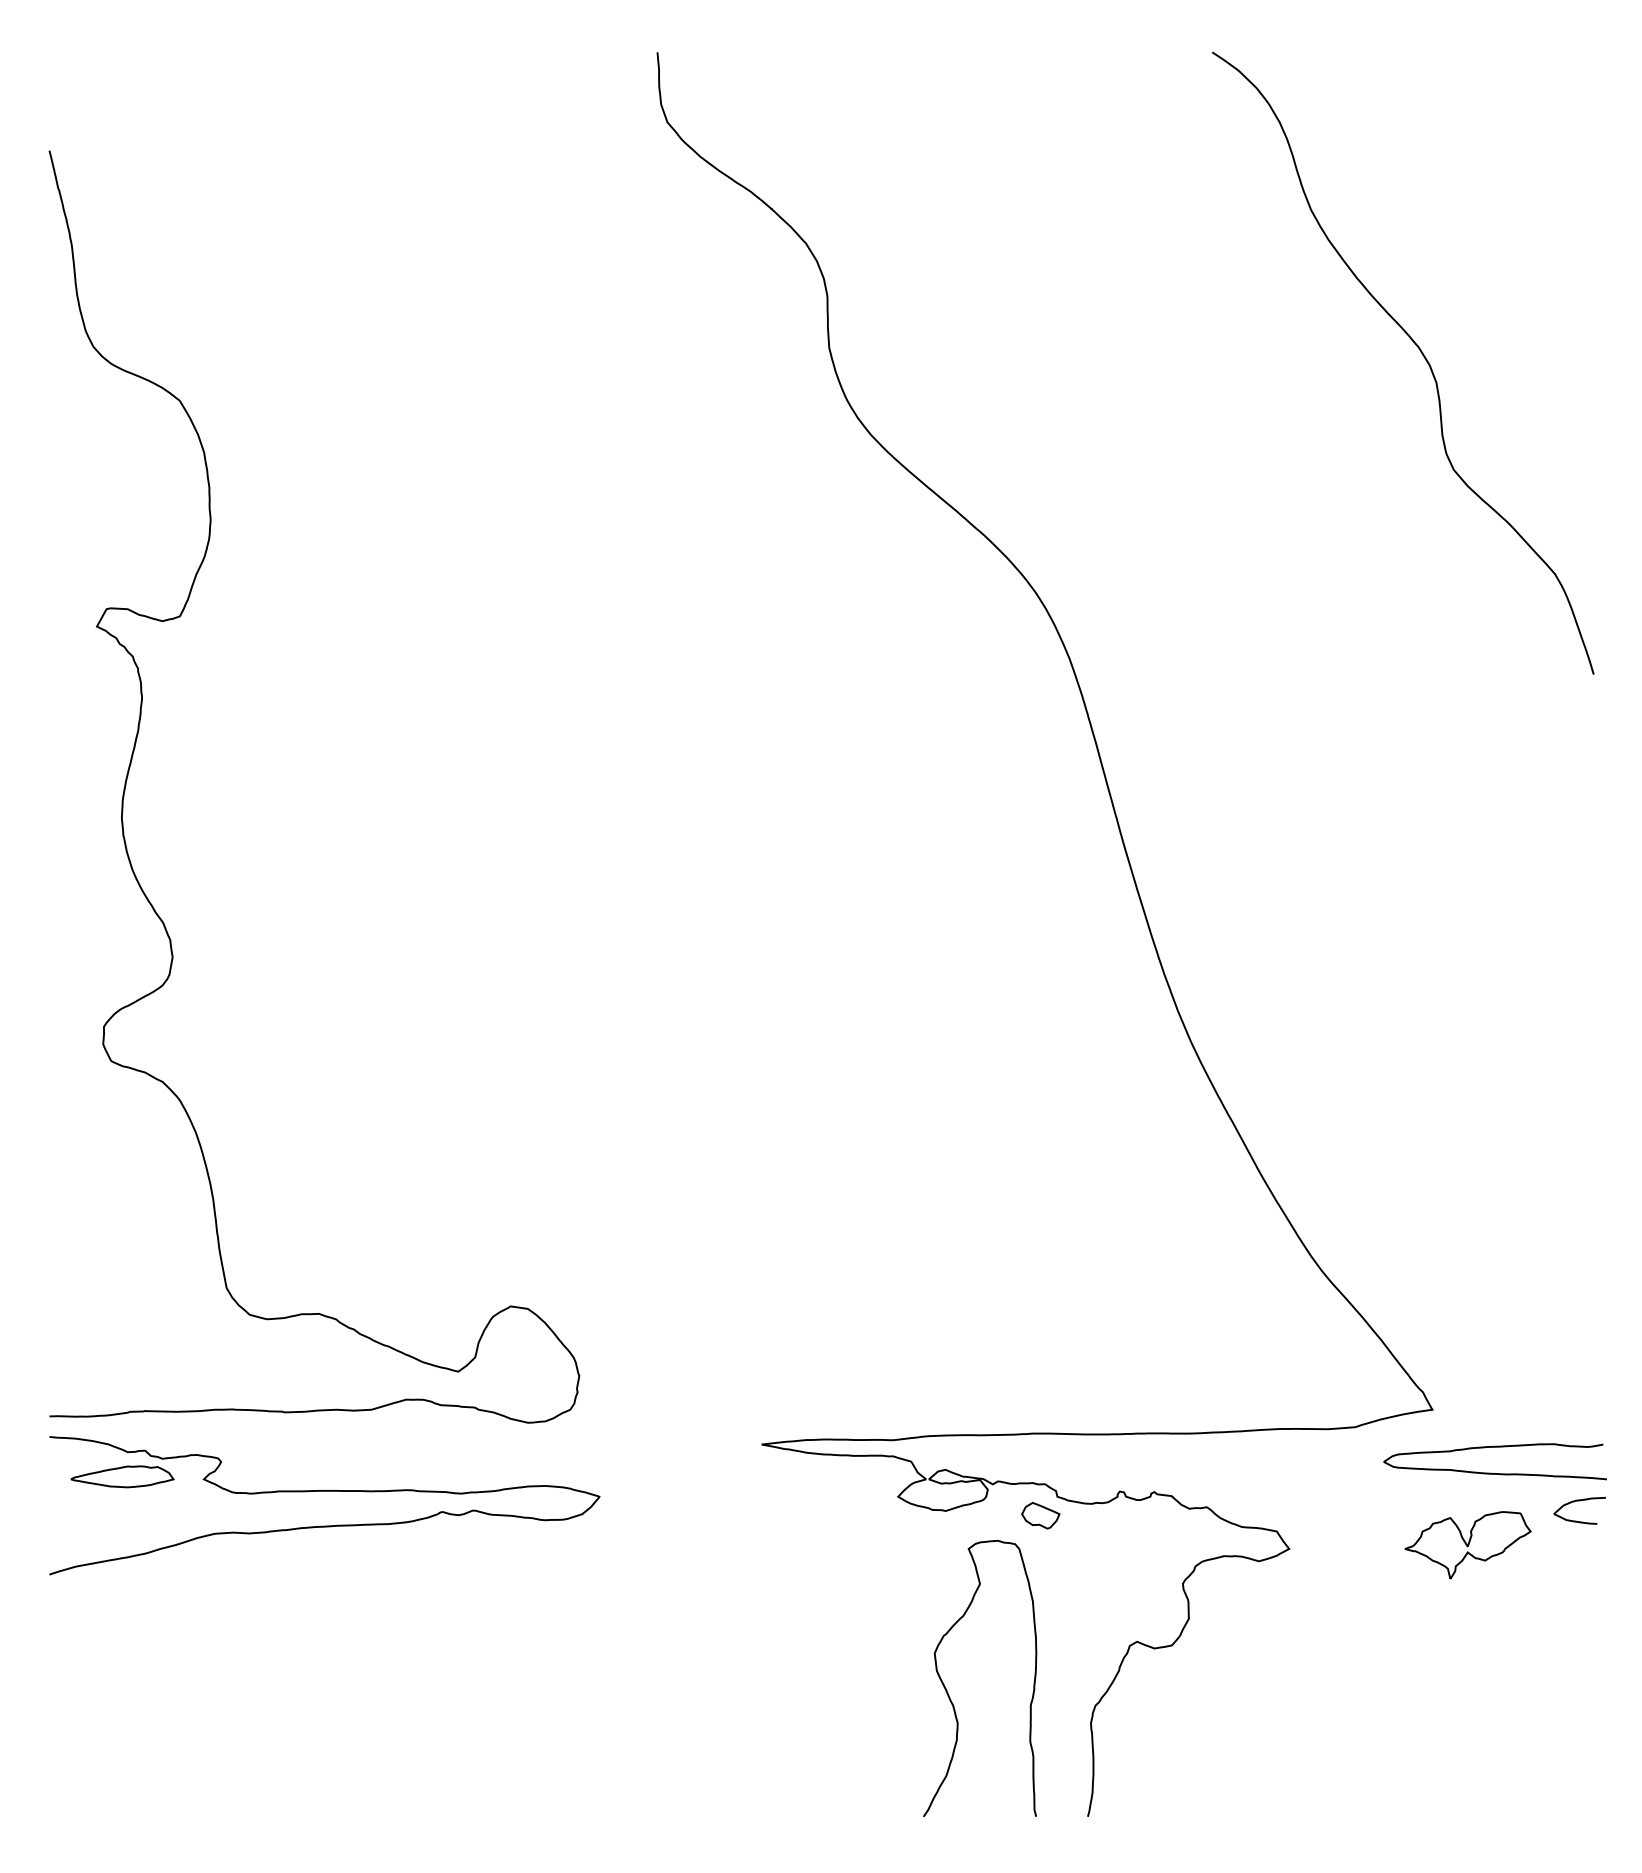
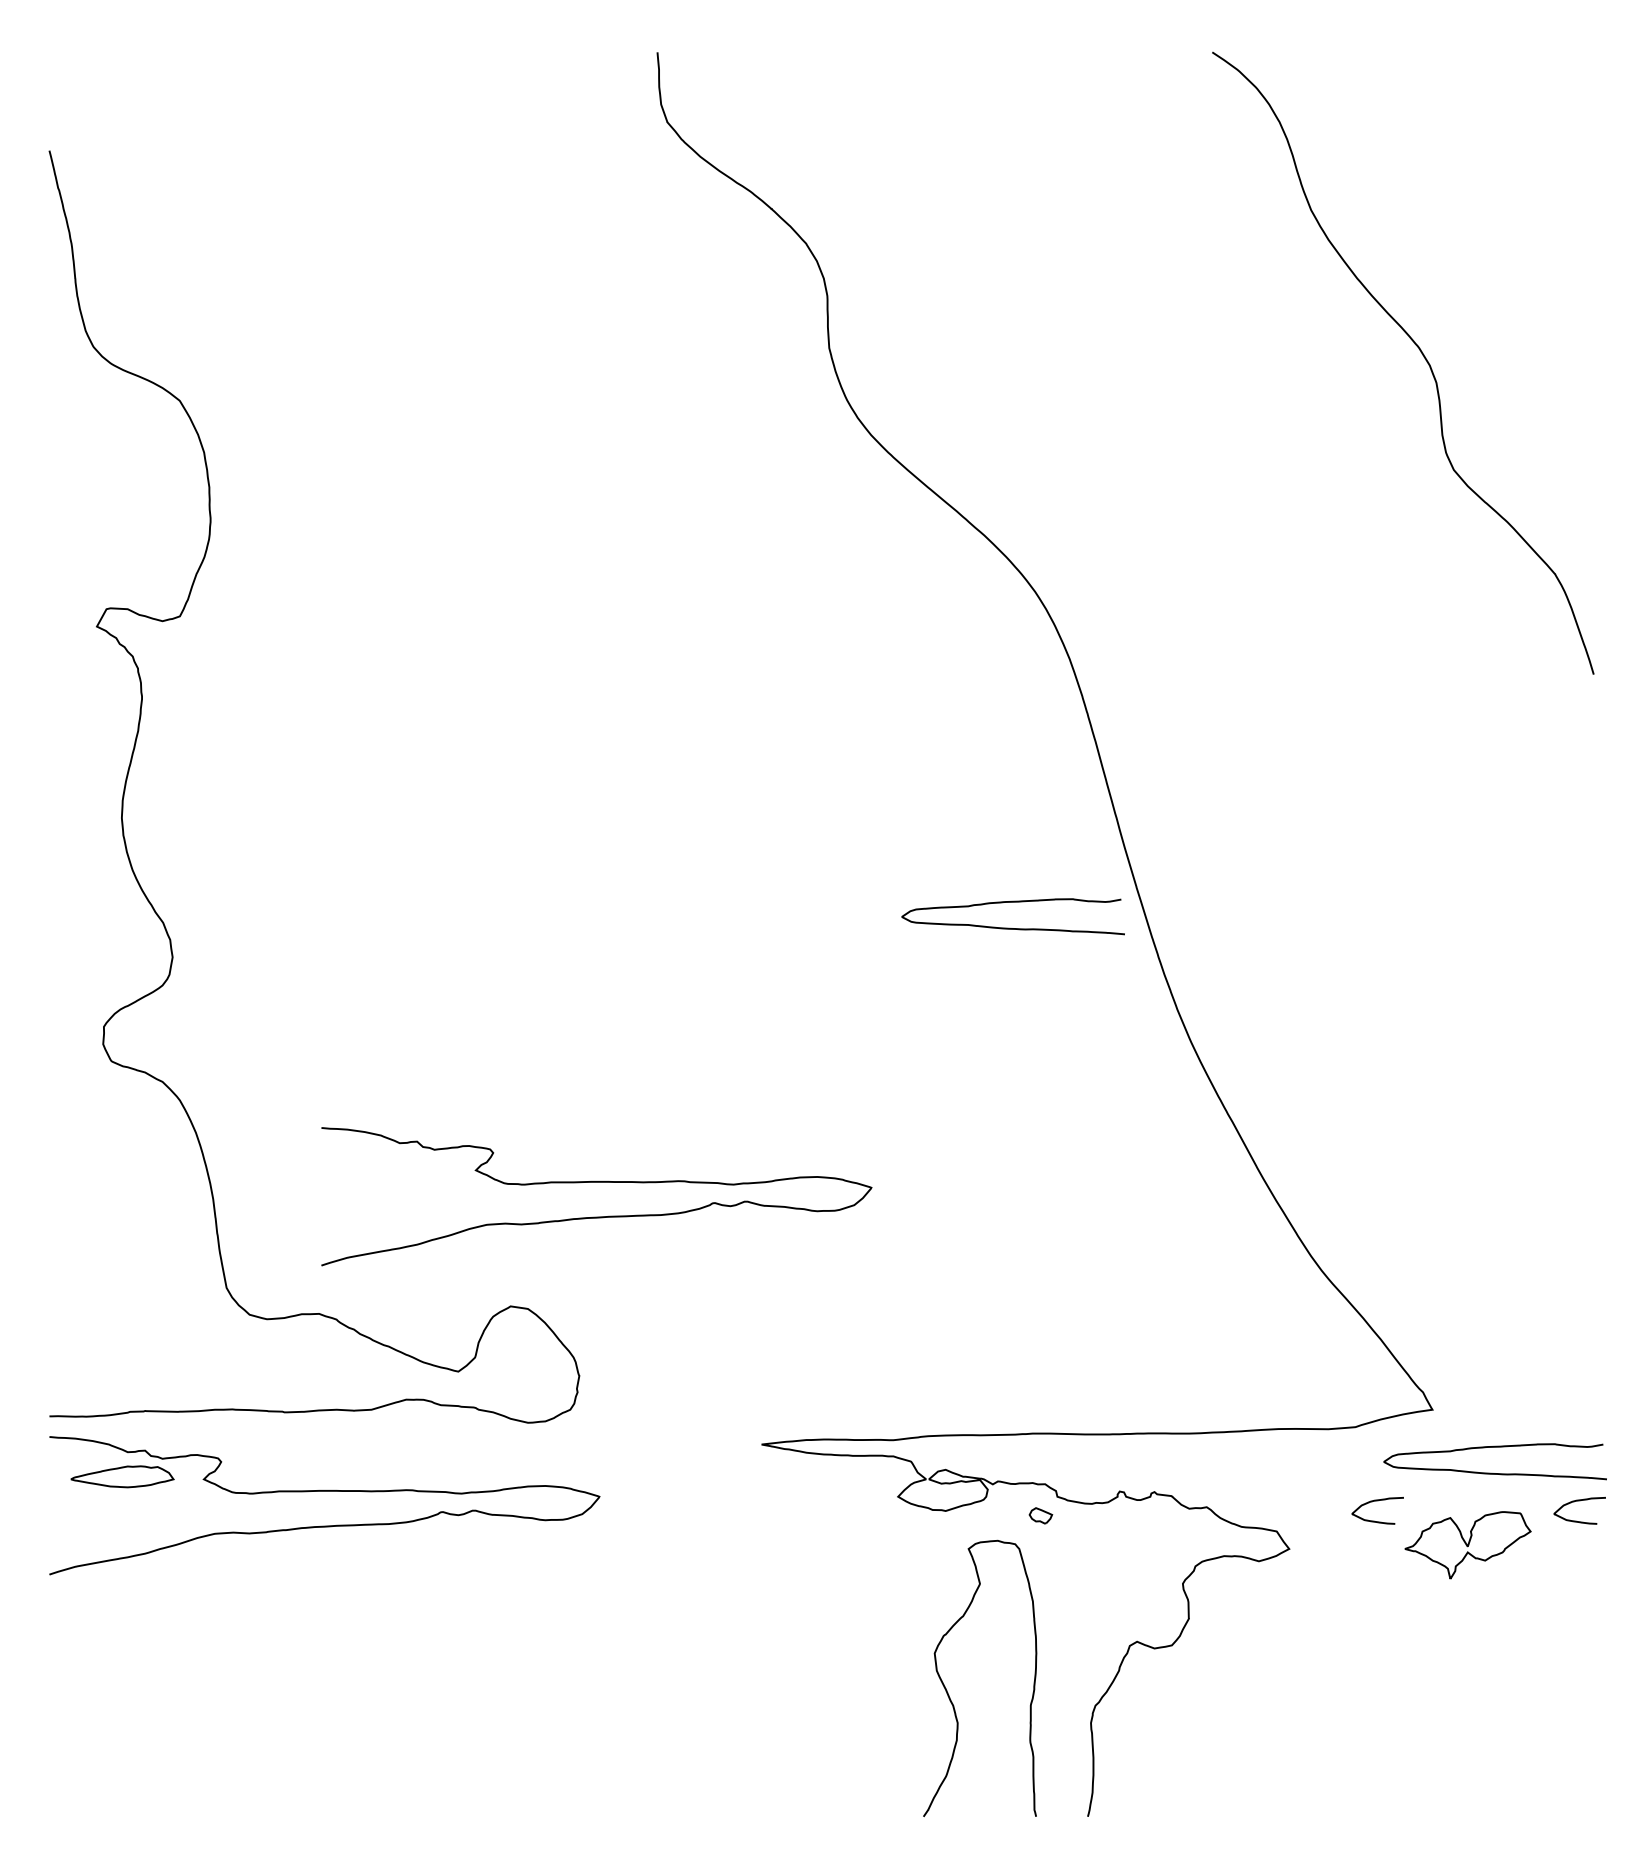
curve: none -> present (1010, 927)
curve: none -> present (596, 1182)
curve: none -> present (1377, 1501)
part size: 40x28 px -> 26x18 px (1040, 1515)
